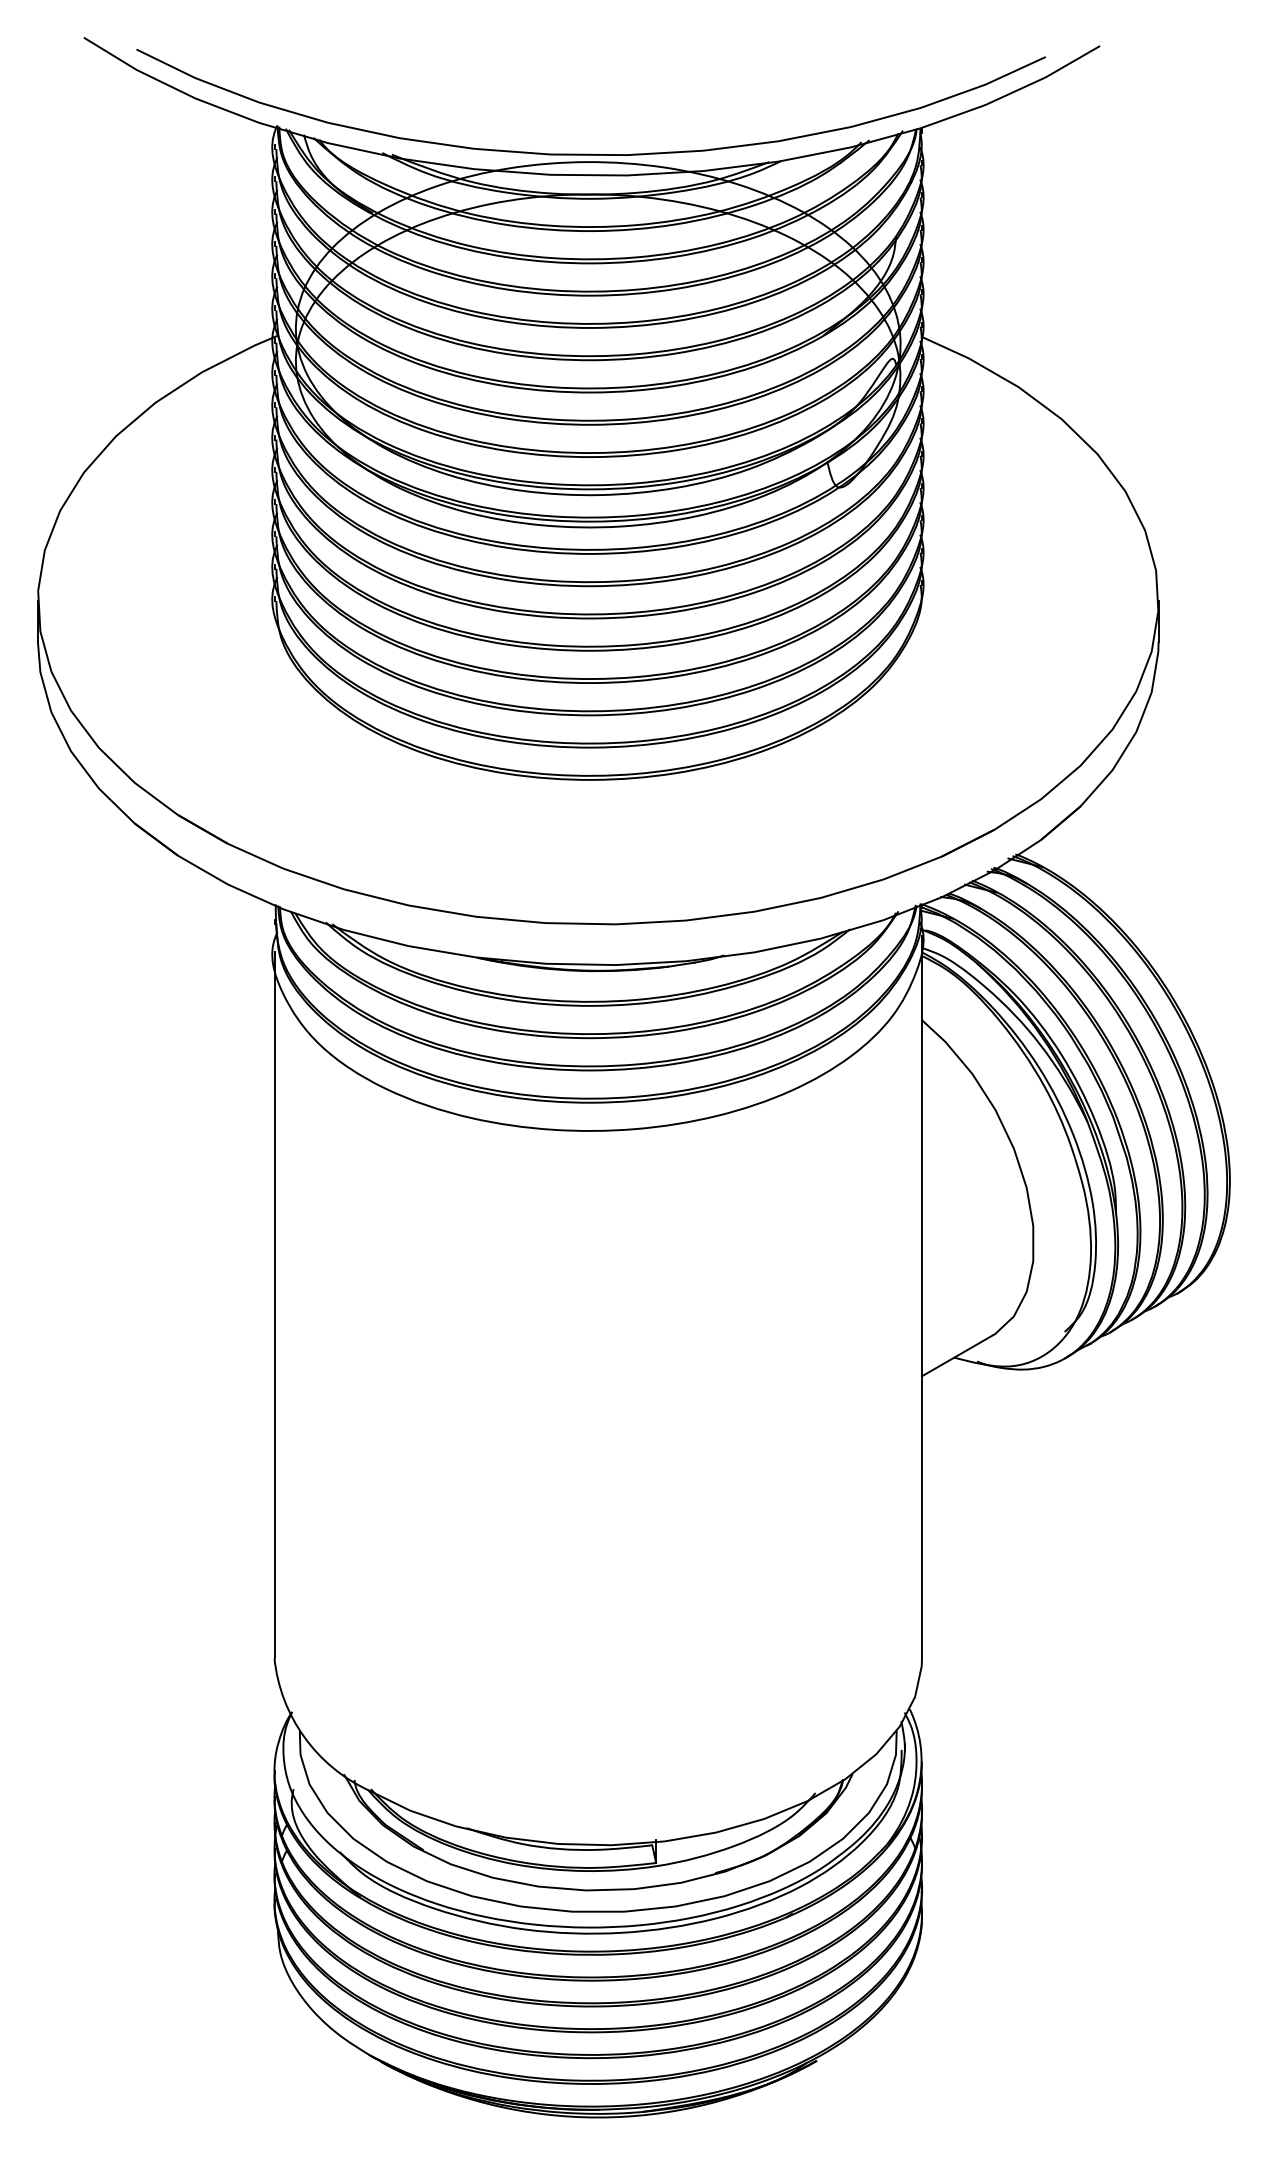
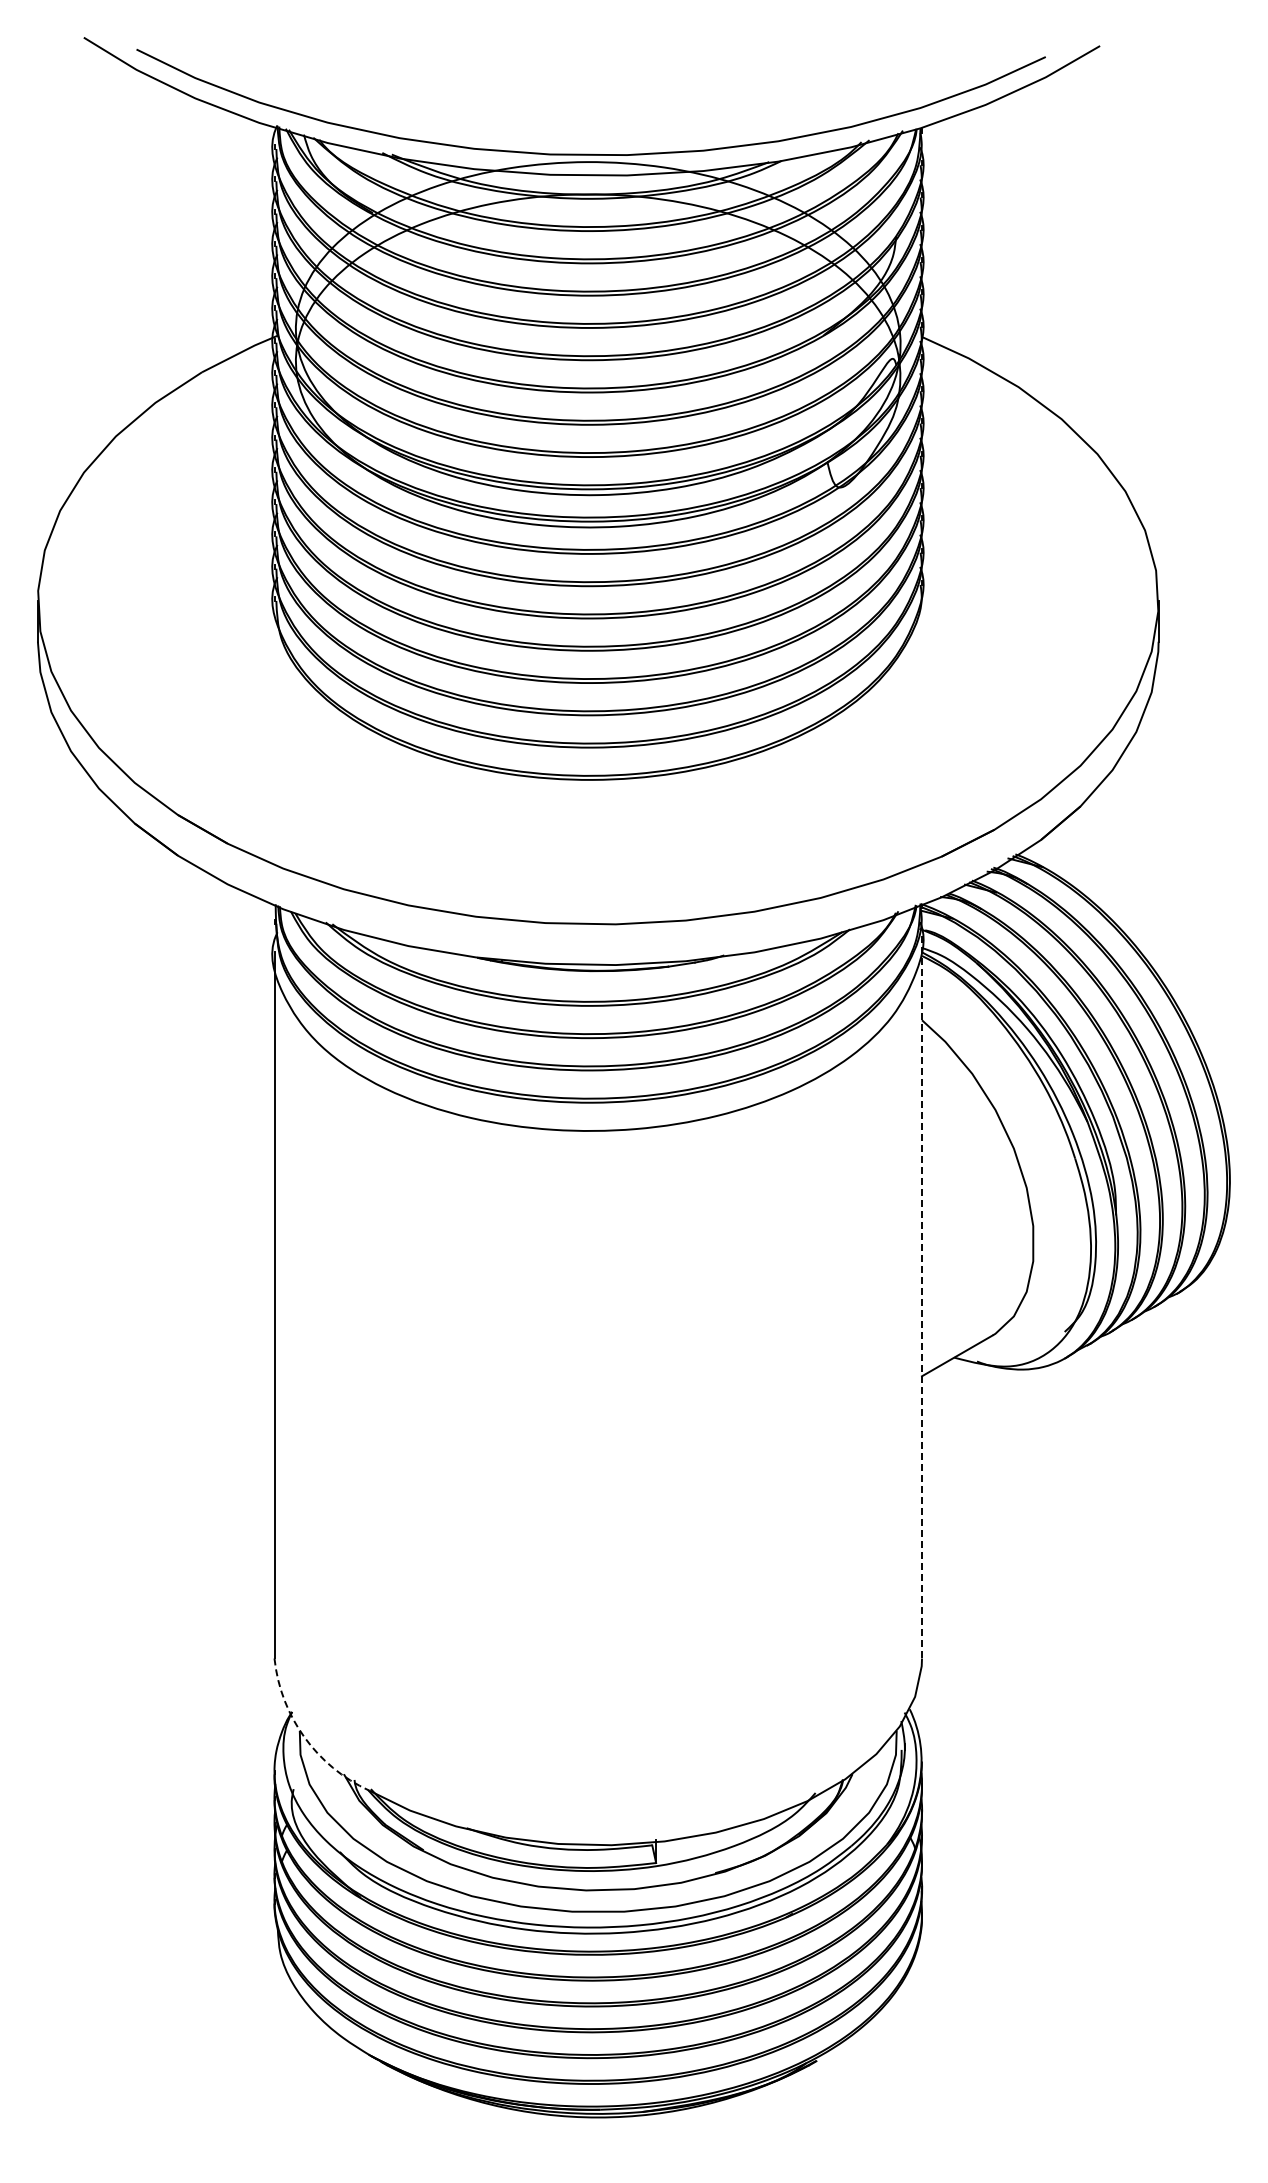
line: solid -> dashed (922, 1296)
arc: solid -> dashed (304, 1737)
